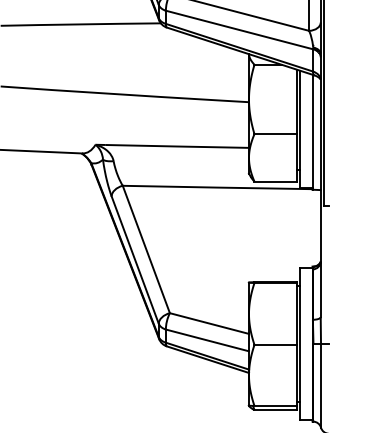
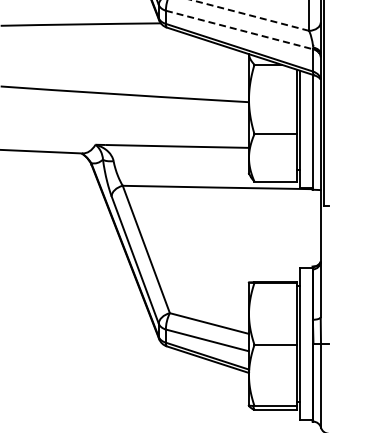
line: solid -> dashed (250, 15)
line: solid -> dashed (240, 30)
